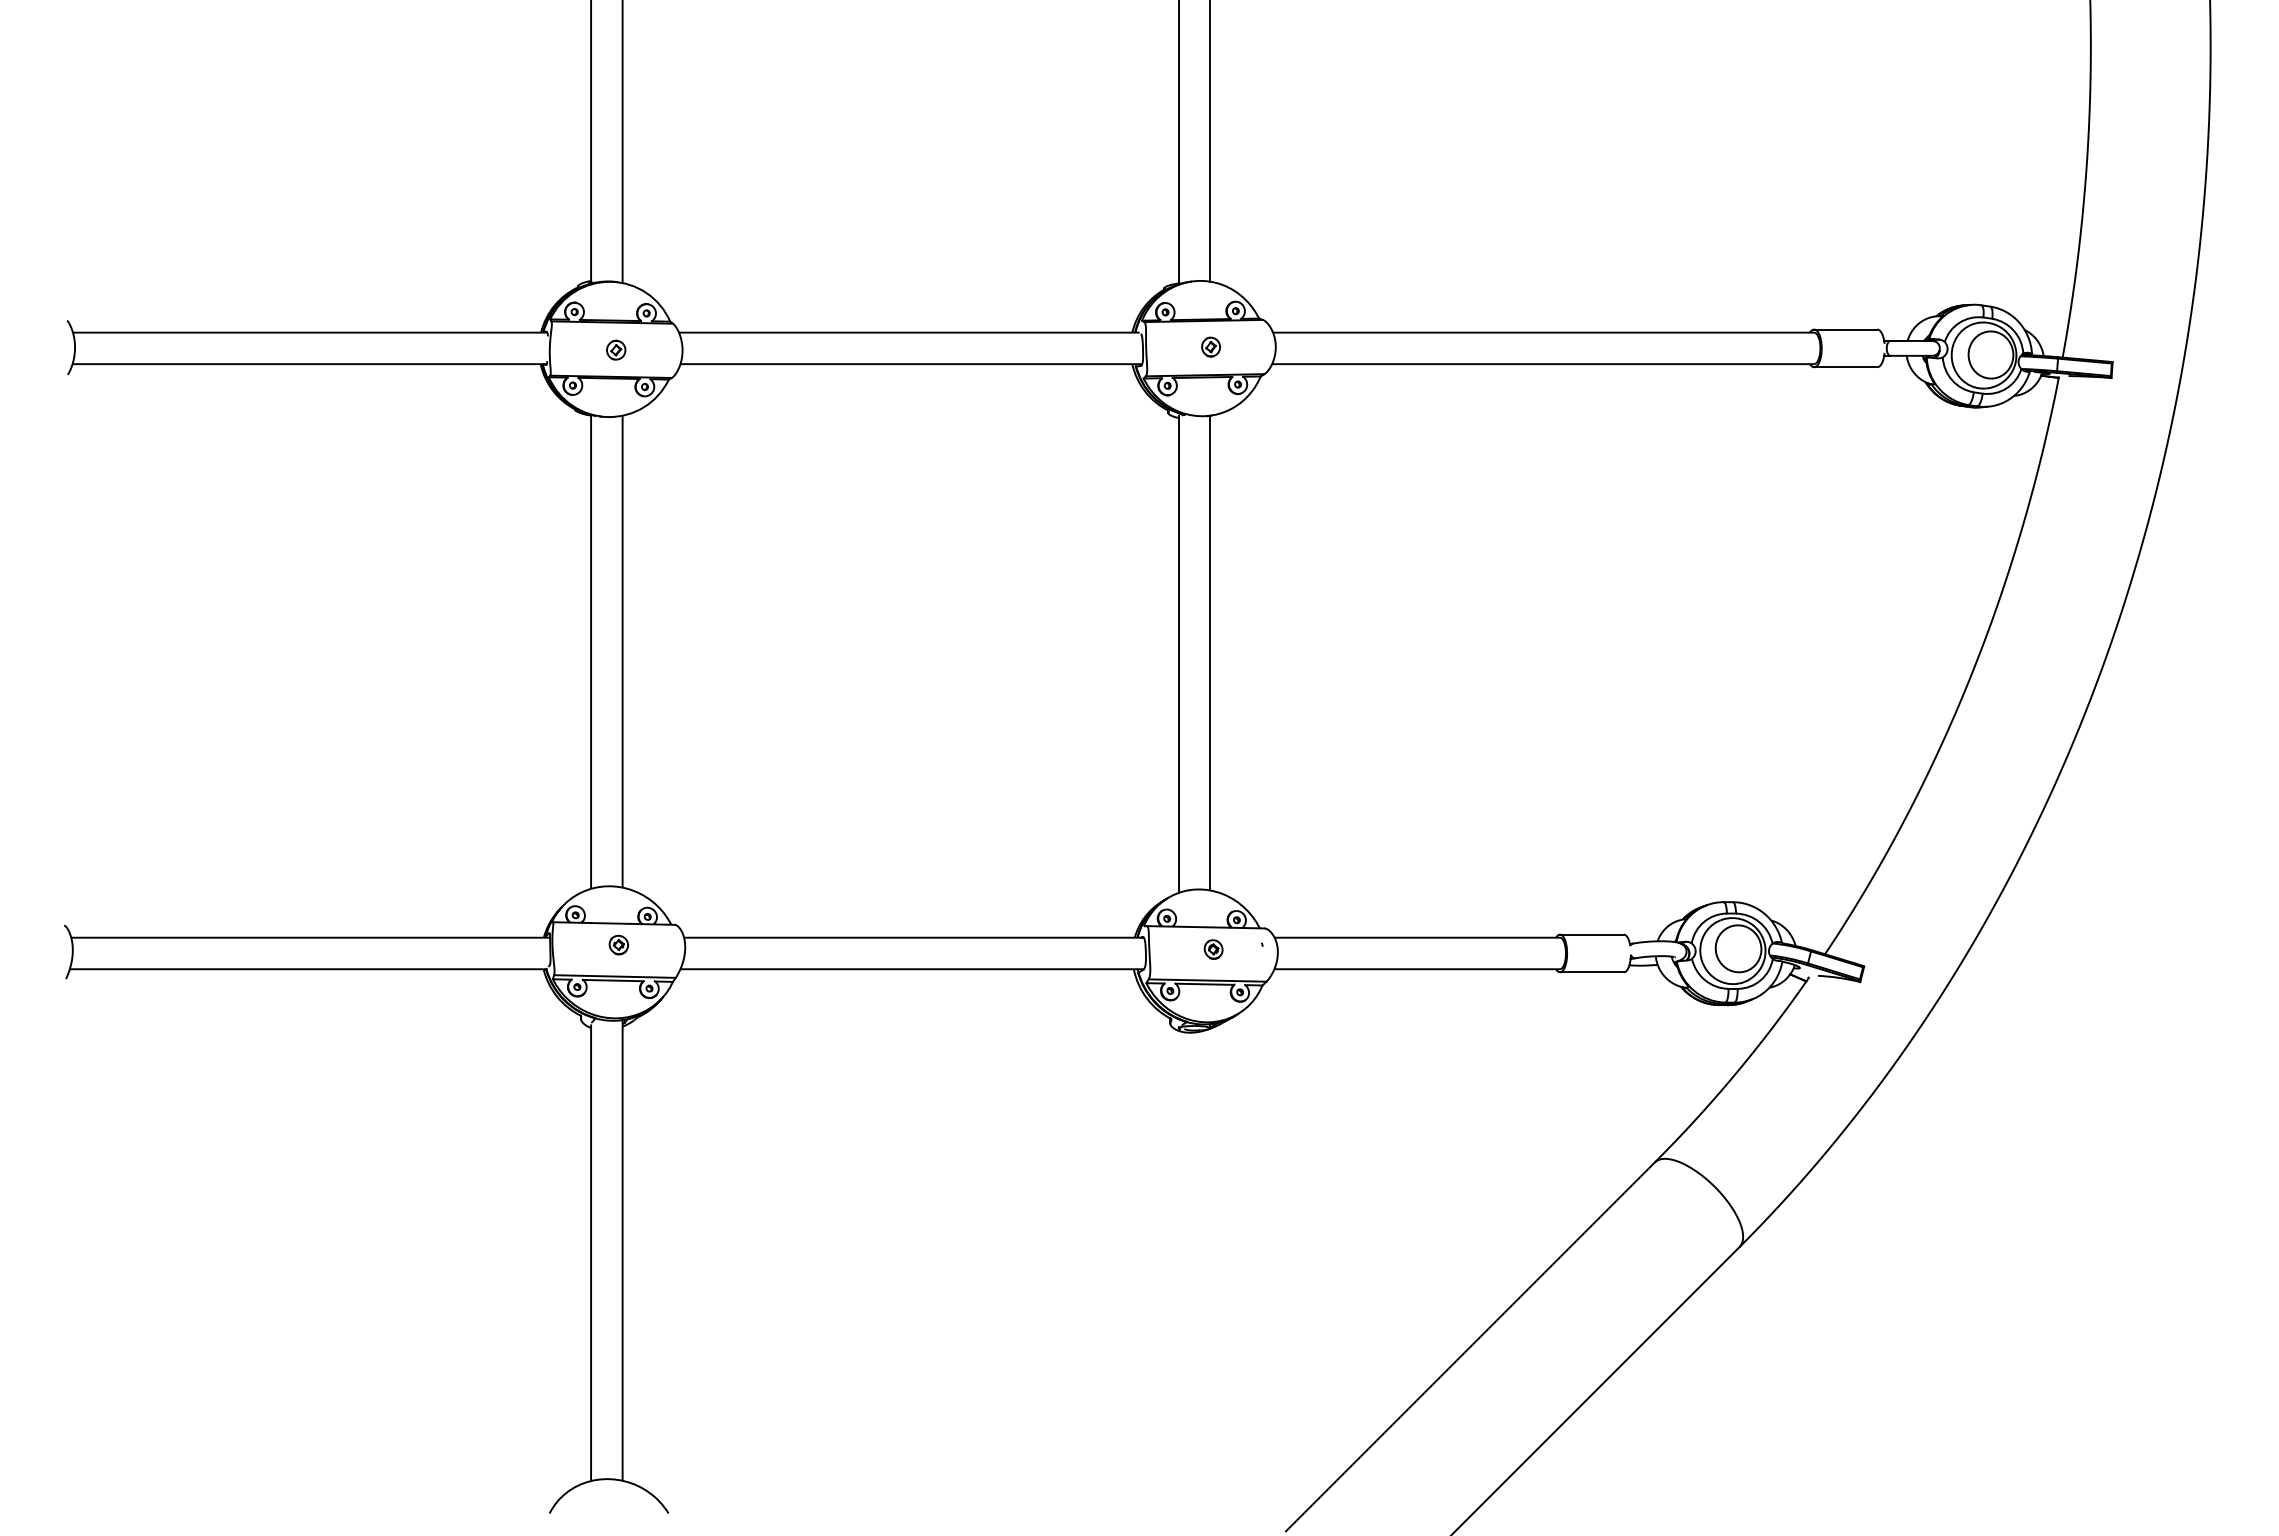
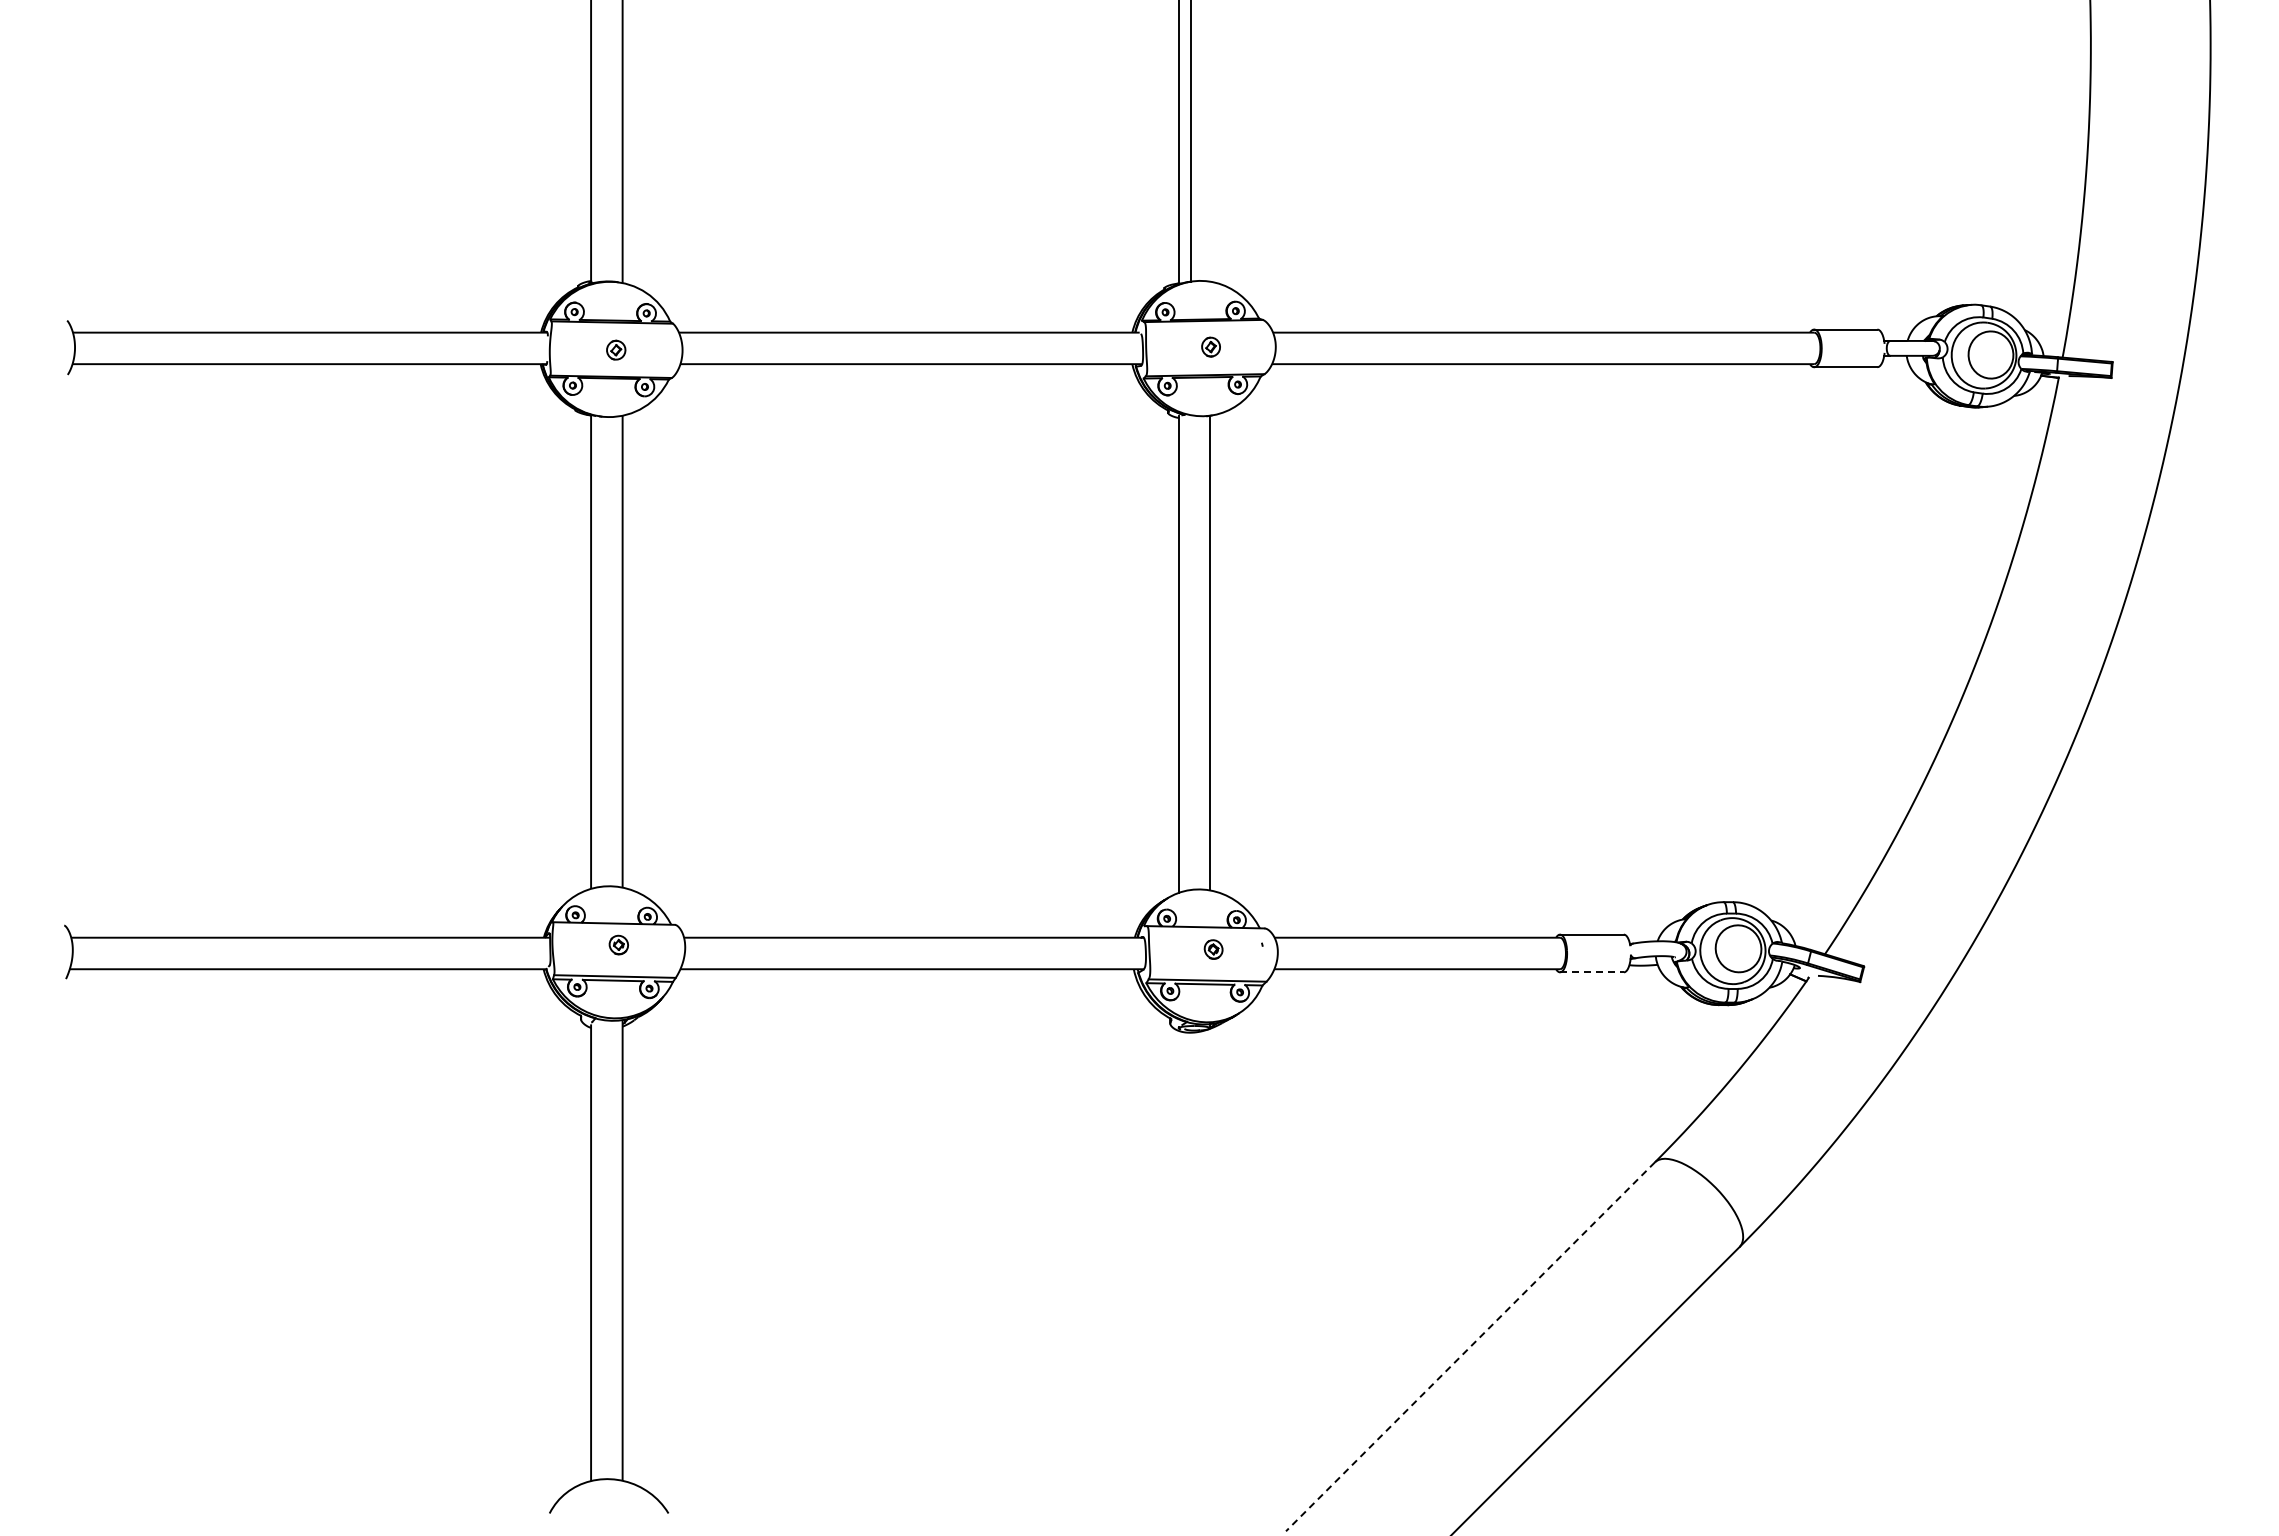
line position: (1210, 141) -> (1191, 141) (1191, 141)
line: solid -> dashed (1591, 972)
line: solid -> dashed (1470, 1346)
